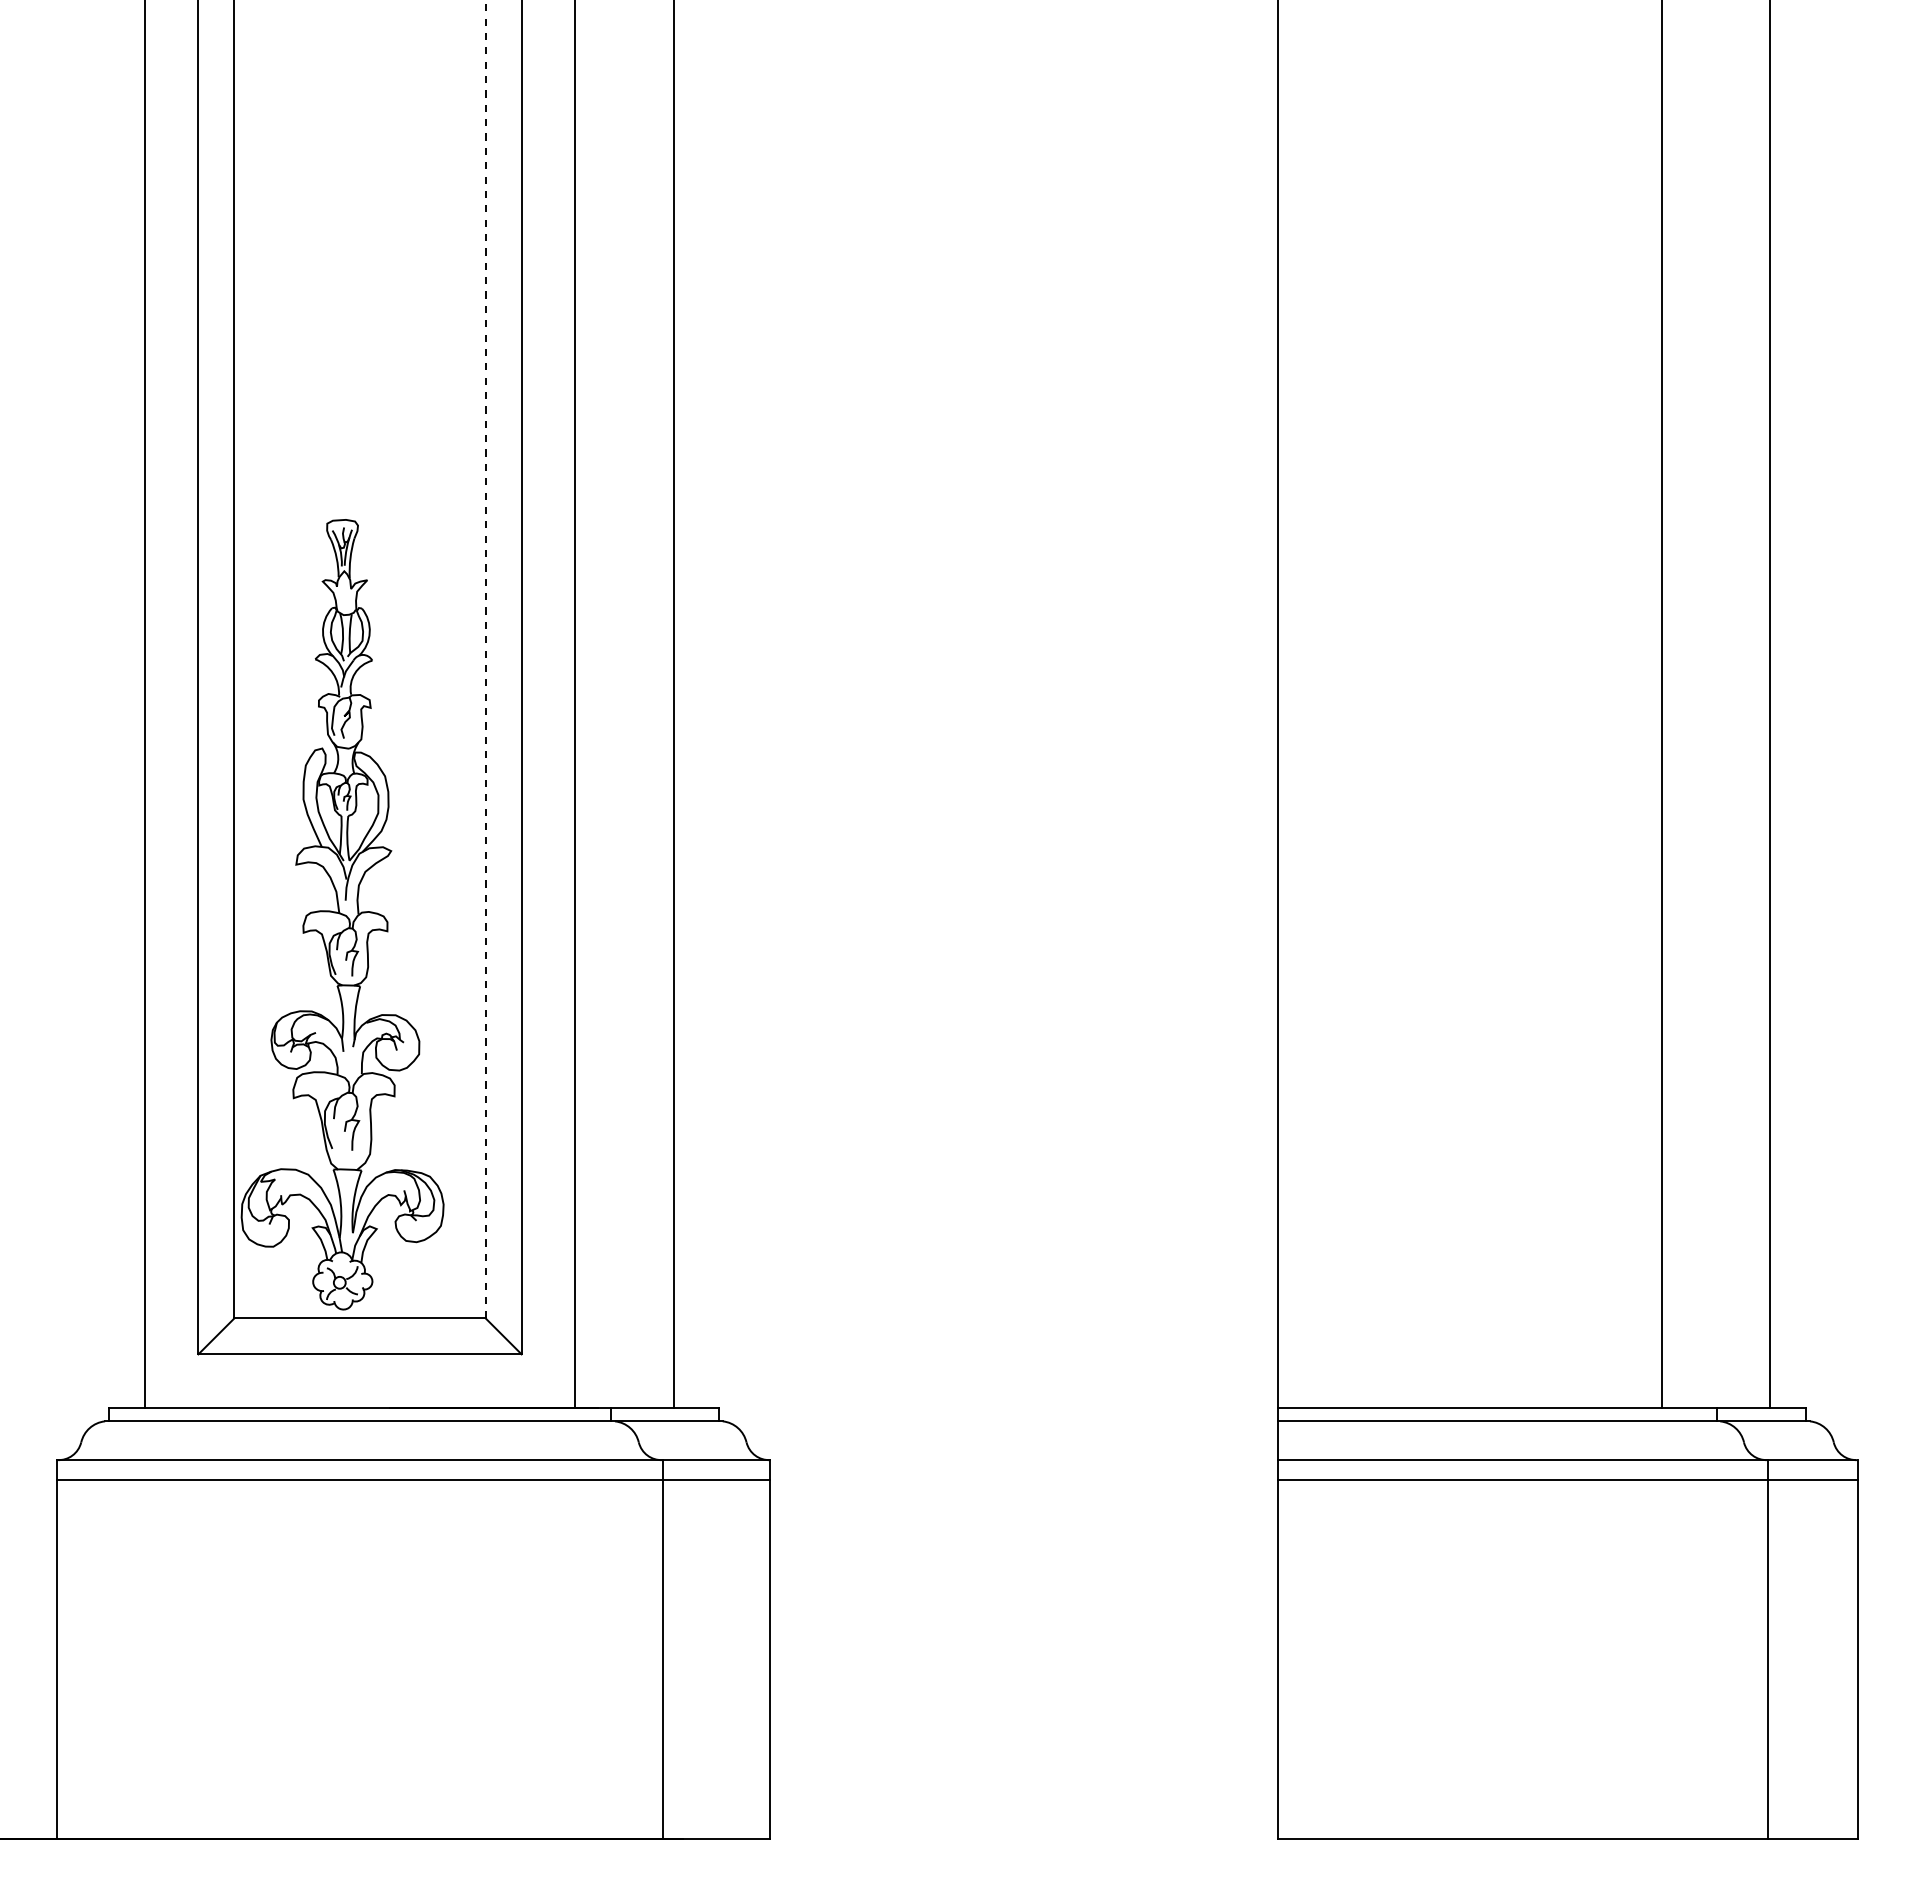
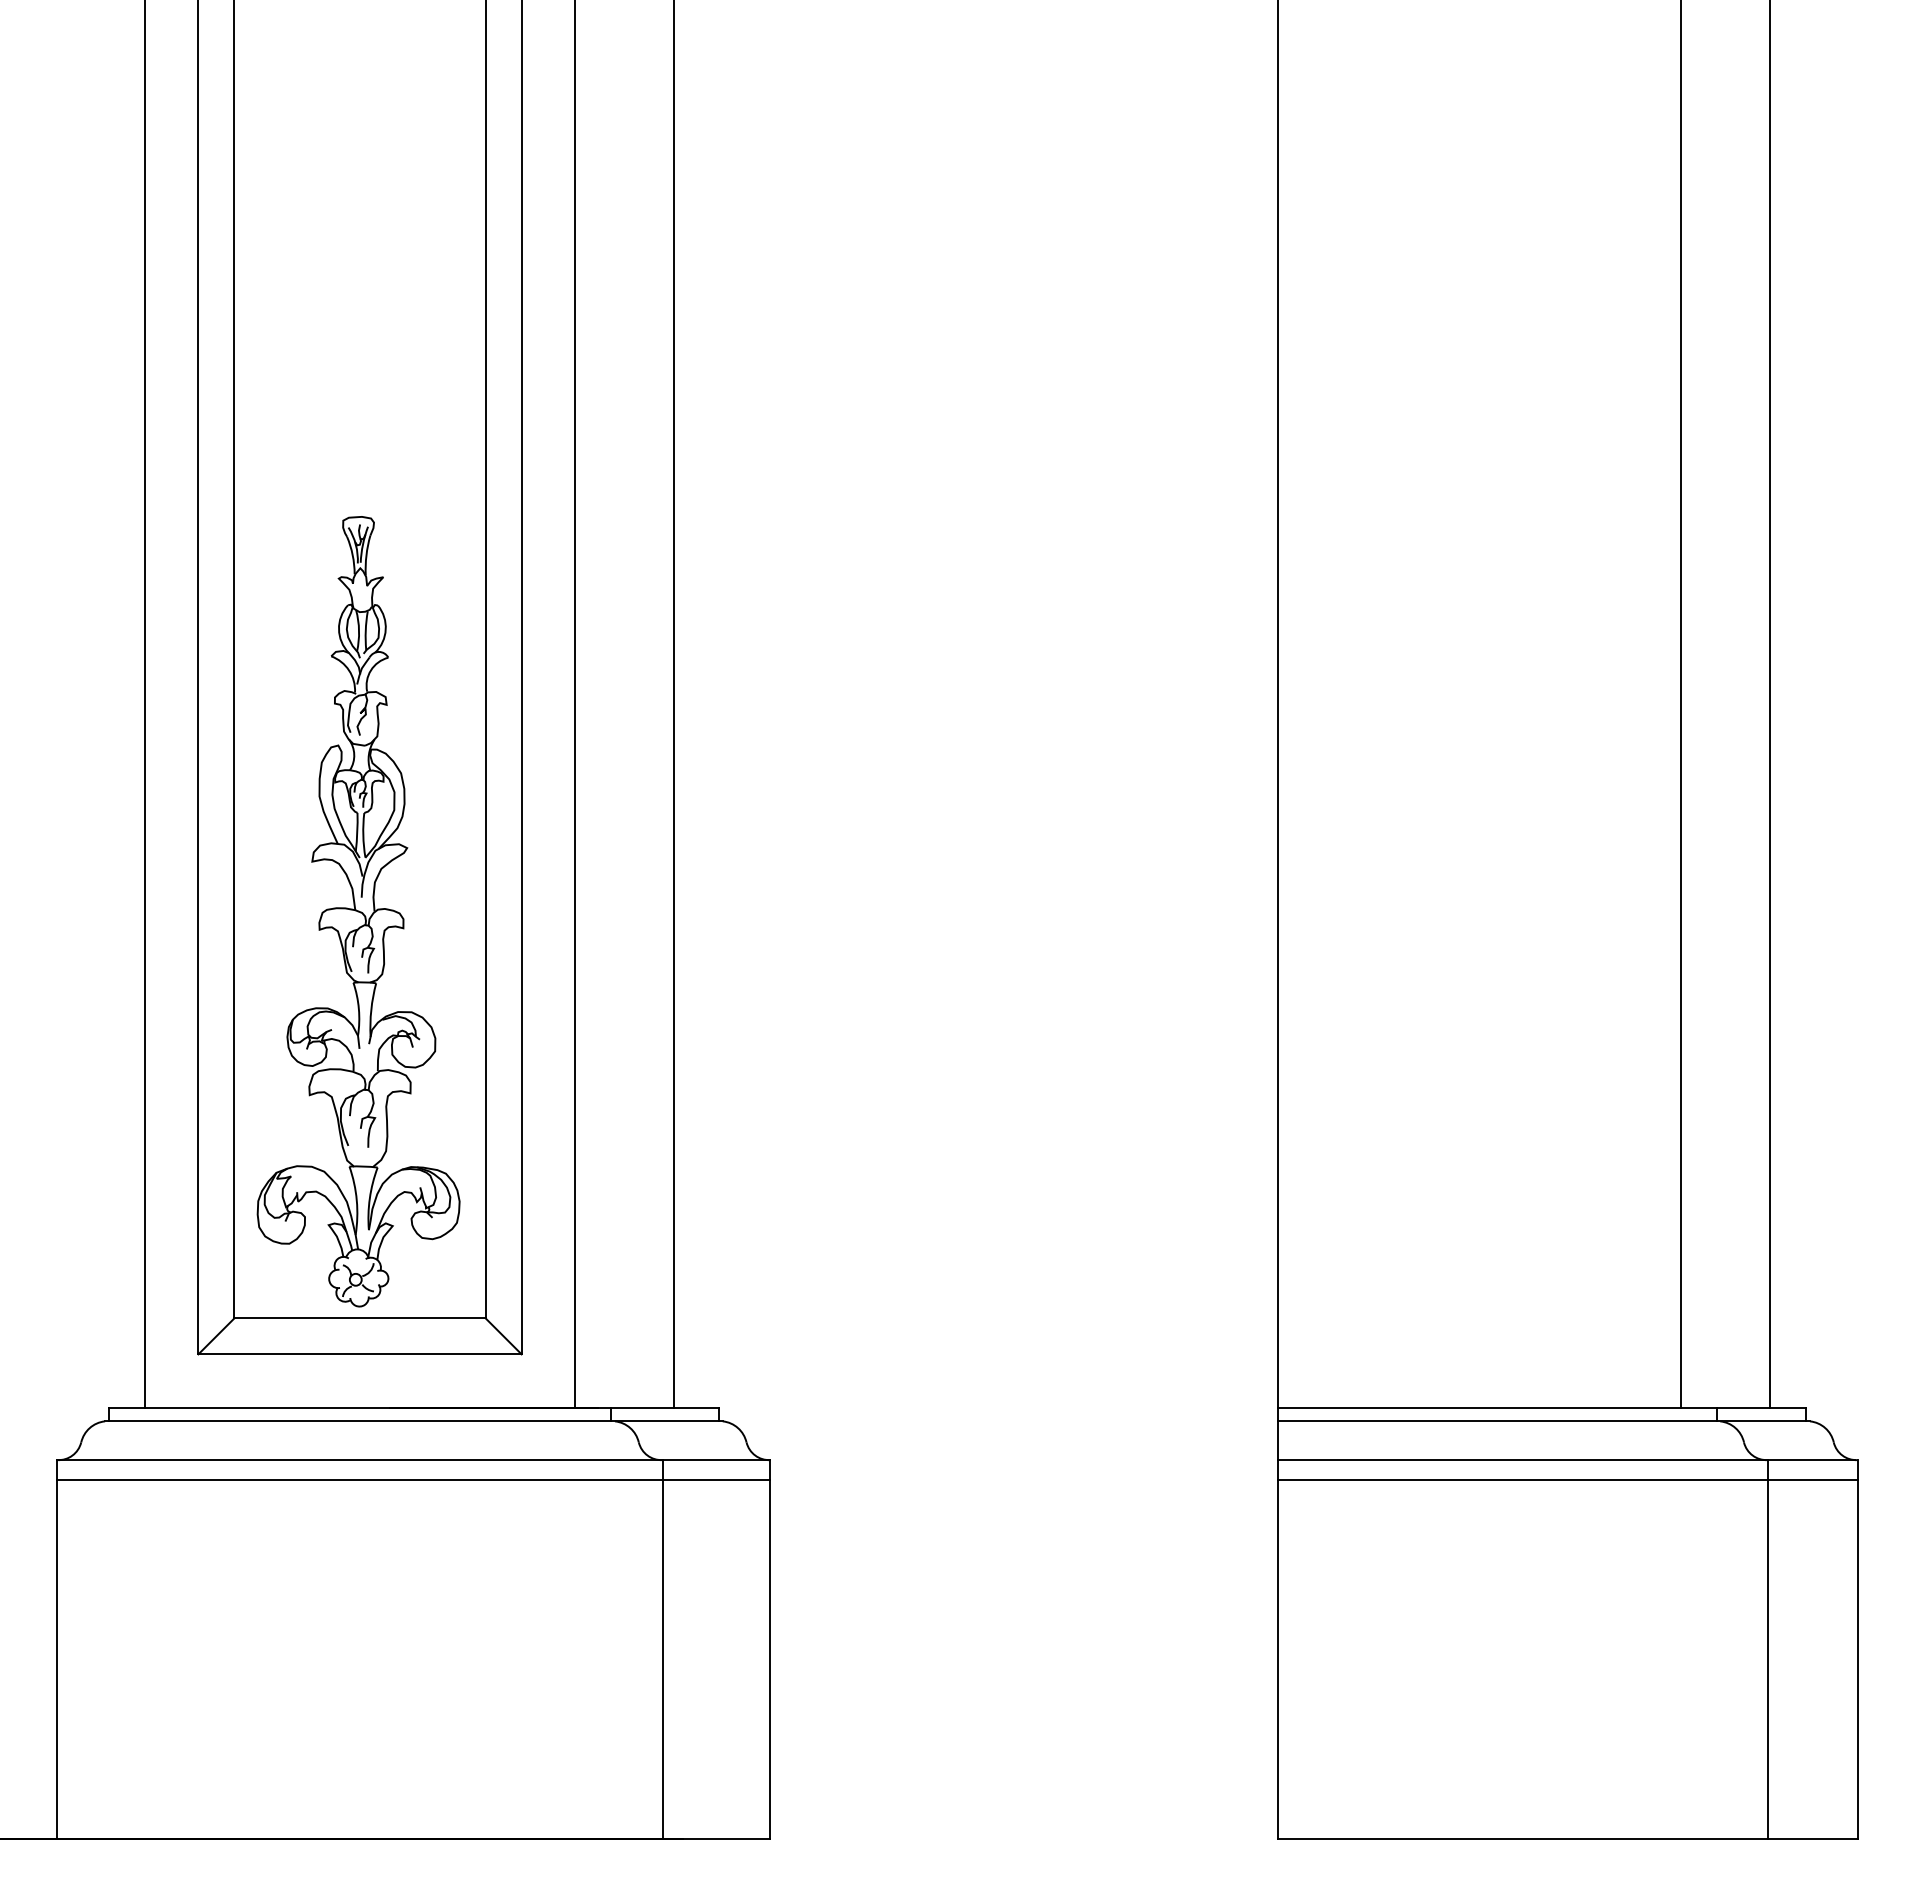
line: dashed -> solid (485, 659)
line position: (1661, 705) -> (1680, 705) (1680, 705)
part position: (342, 914) -> (358, 911) (358, 911)
